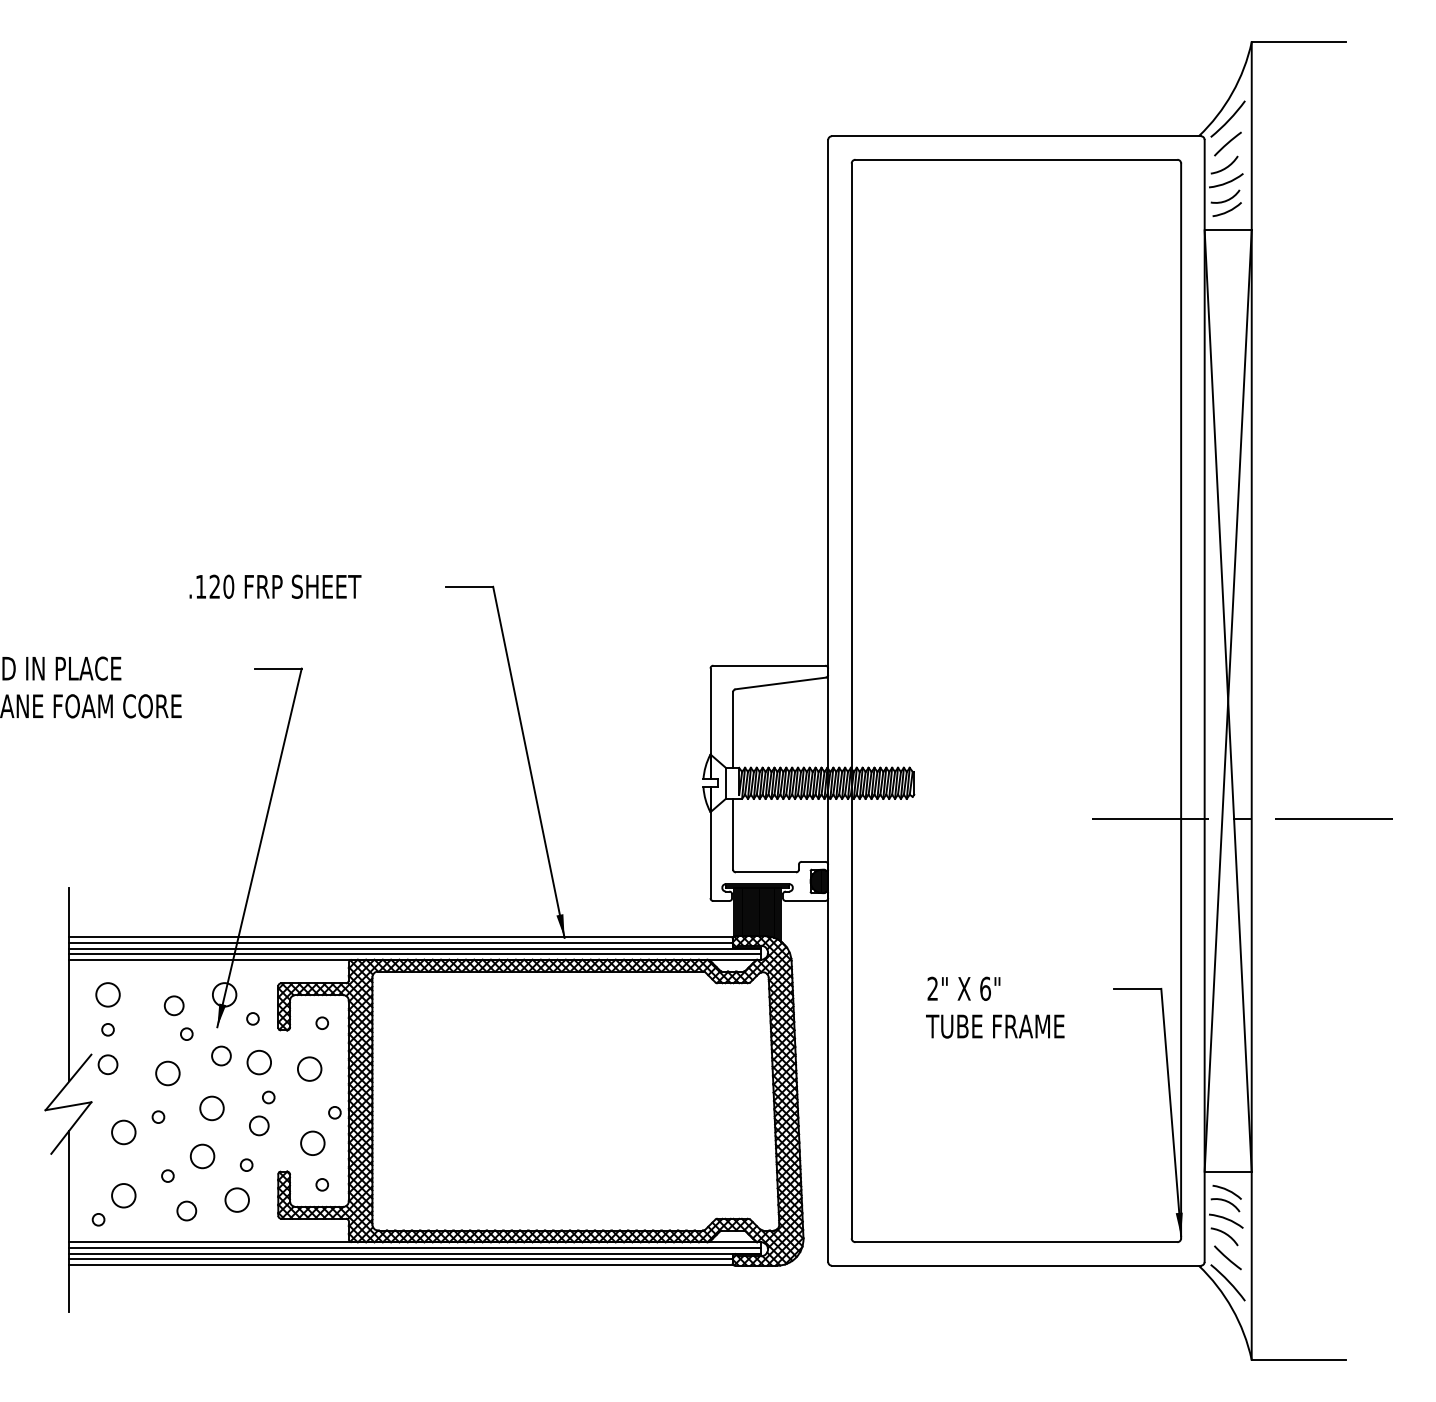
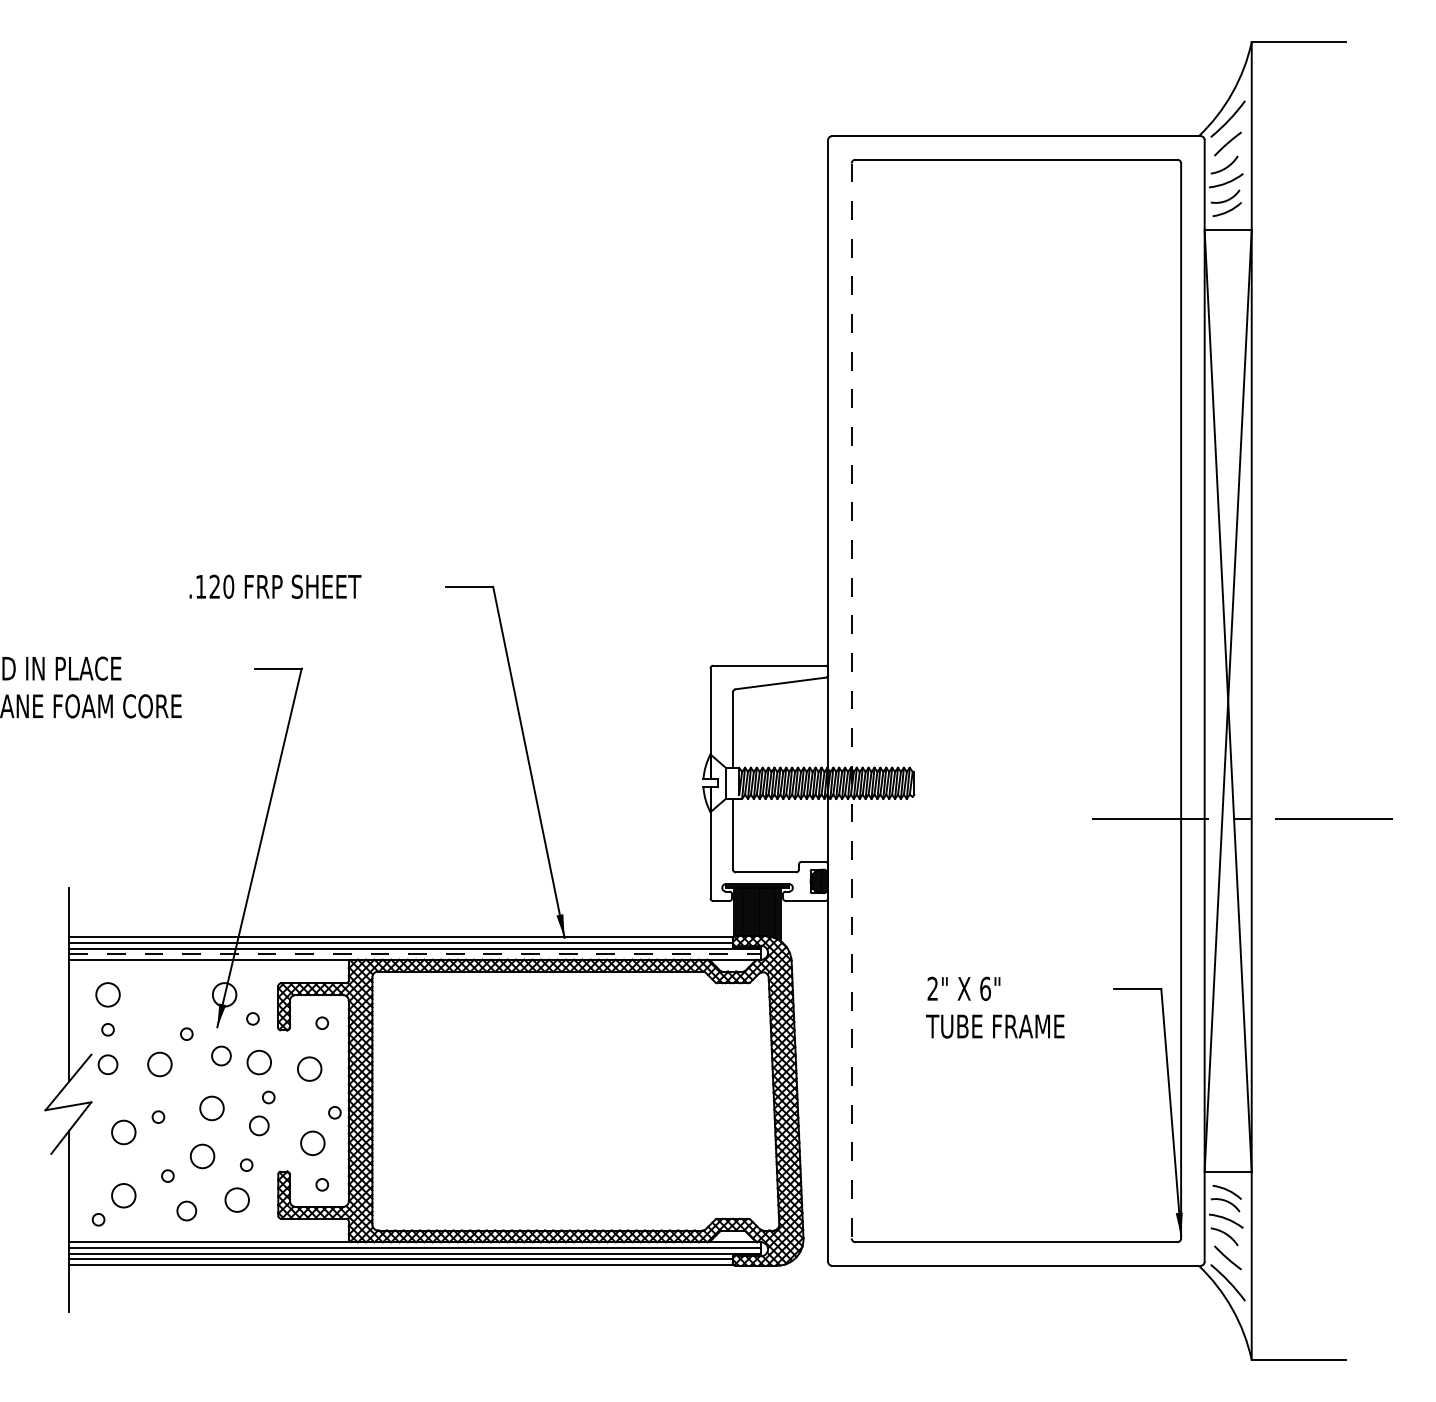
line: solid -> dashed (851, 701)
line: solid -> dashed (415, 954)
circle: present -> none (173, 1005)
circle position: (167, 1073) -> (159, 1064) (159, 1064)
